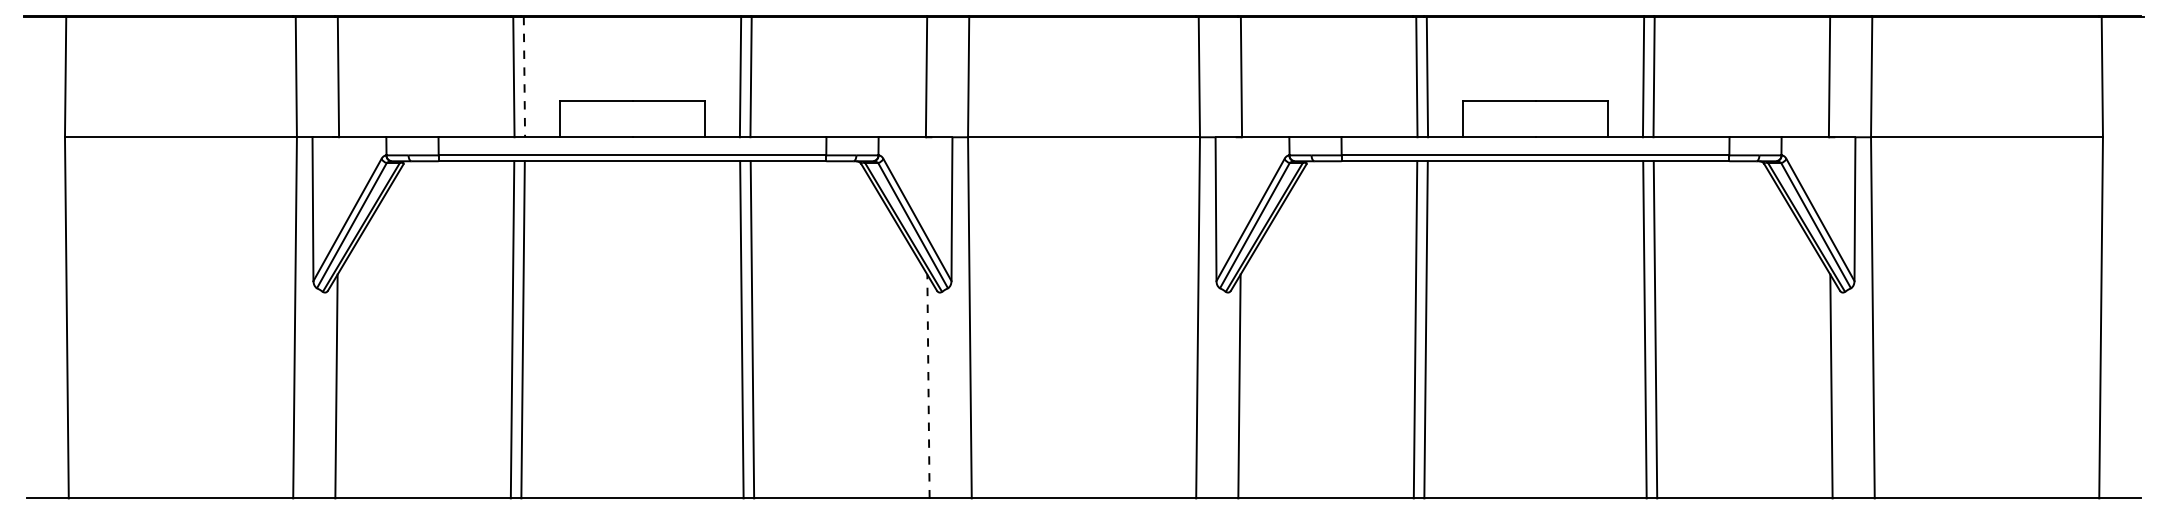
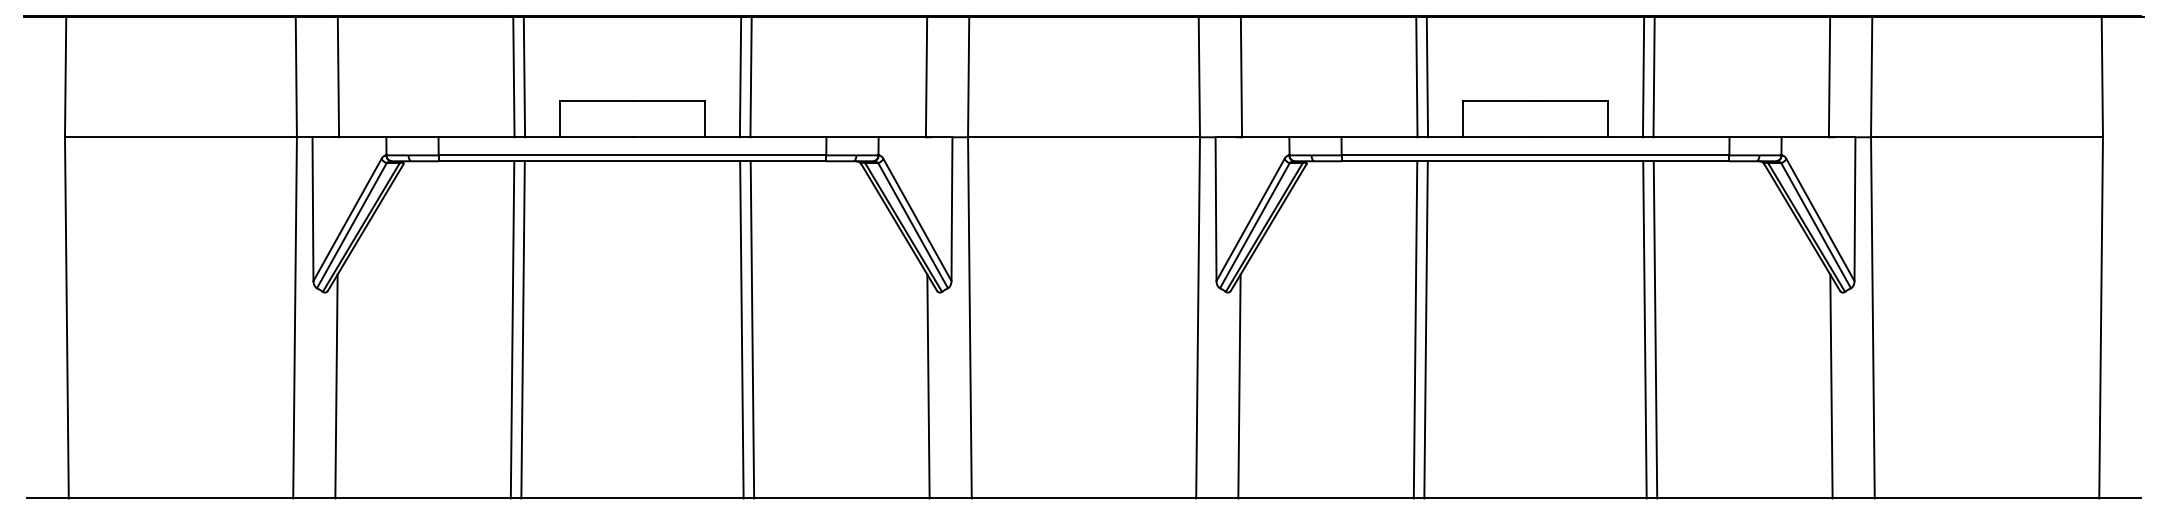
line: dashed -> solid (524, 77)
line: dashed -> solid (928, 386)
